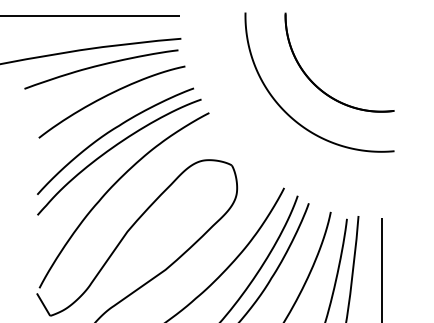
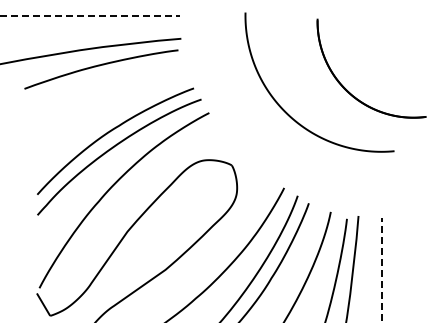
line: solid -> dashed (89, 15)
part position: (316, 84) -> (348, 90) (348, 90)
curve: present -> none (109, 95)
line: solid -> dashed (381, 269)
